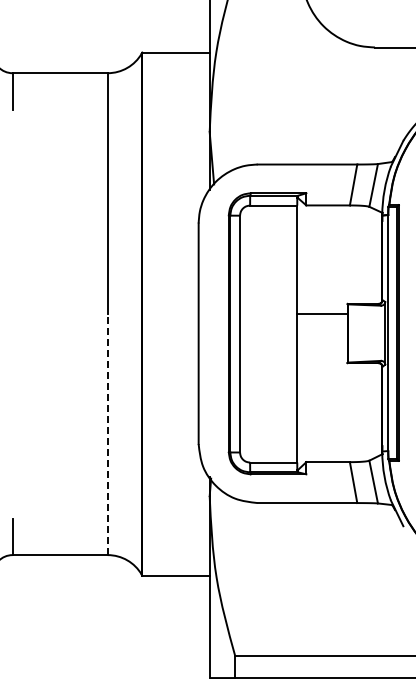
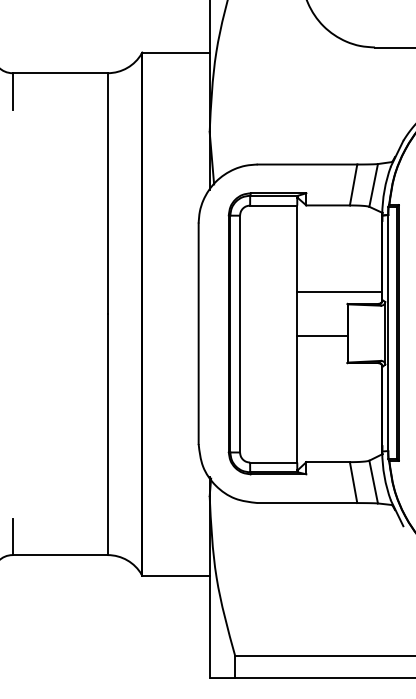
line: none -> present (339, 292)
line position: (322, 314) -> (322, 336) (322, 336)
line: dashed -> solid (107, 434)
